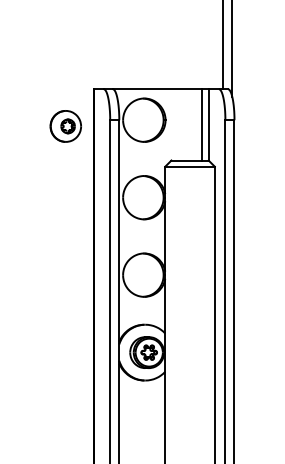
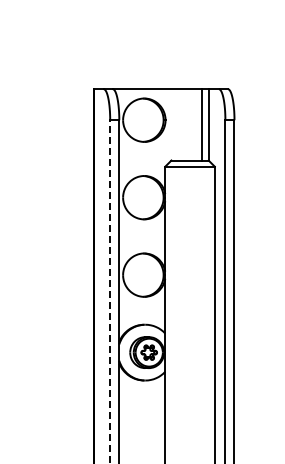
line: present -> none (222, 45)
line: present -> none (232, 49)
part: present -> none (65, 126)
line: solid -> dashed (110, 291)
